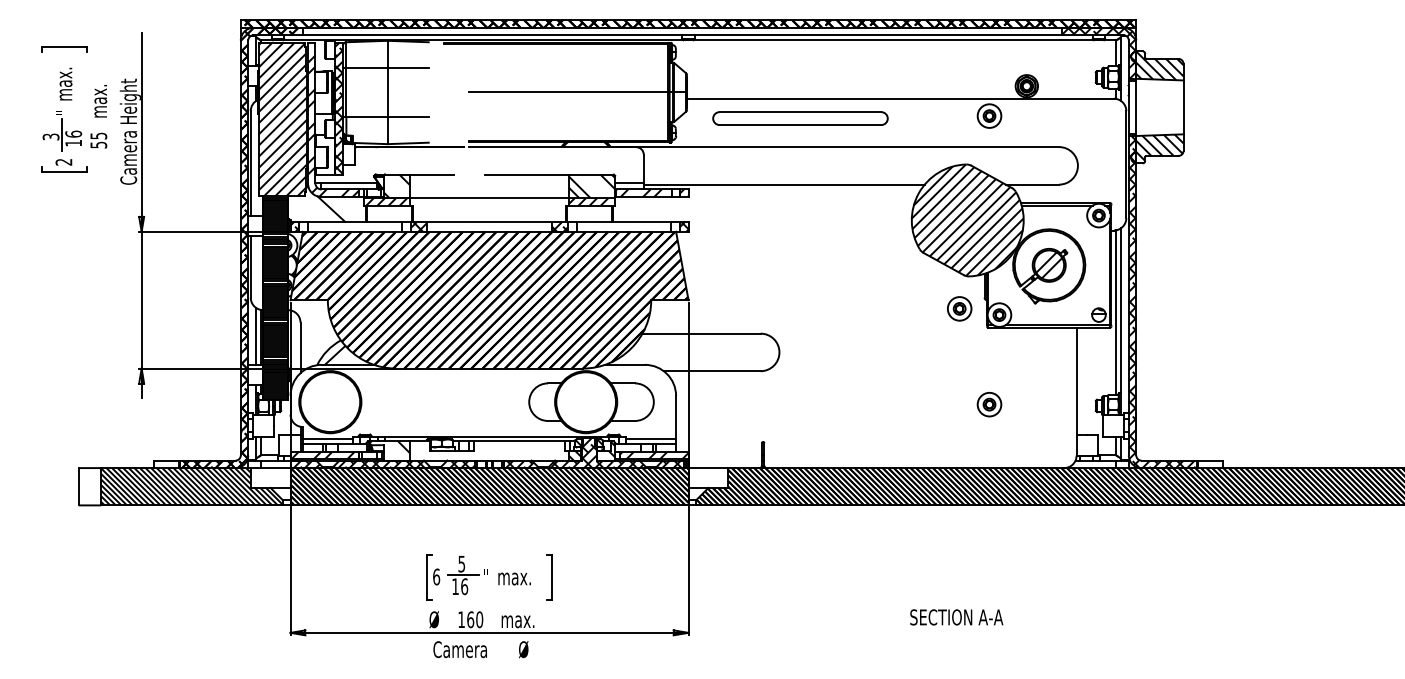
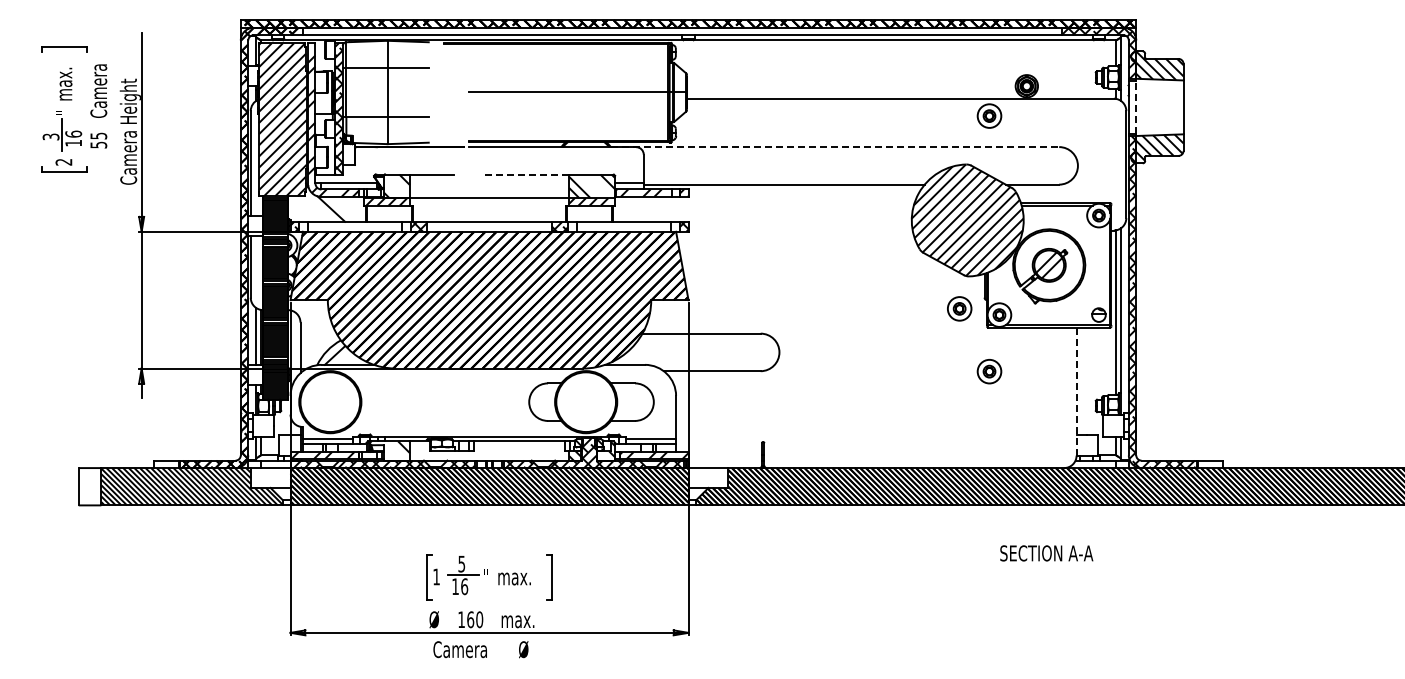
text: max. -> Camera (98, 90)
line: solid -> dashed (1136, 106)
part: present -> none (800, 118)
line: solid -> dashed (835, 147)
line: solid -> dashed (527, 174)
line: solid -> dashed (1076, 391)
part position: (989, 404) -> (989, 371) (989, 371)
text: 6 -> 1 (436, 576)
text position: (956, 617) -> (1046, 553) (1046, 553)
